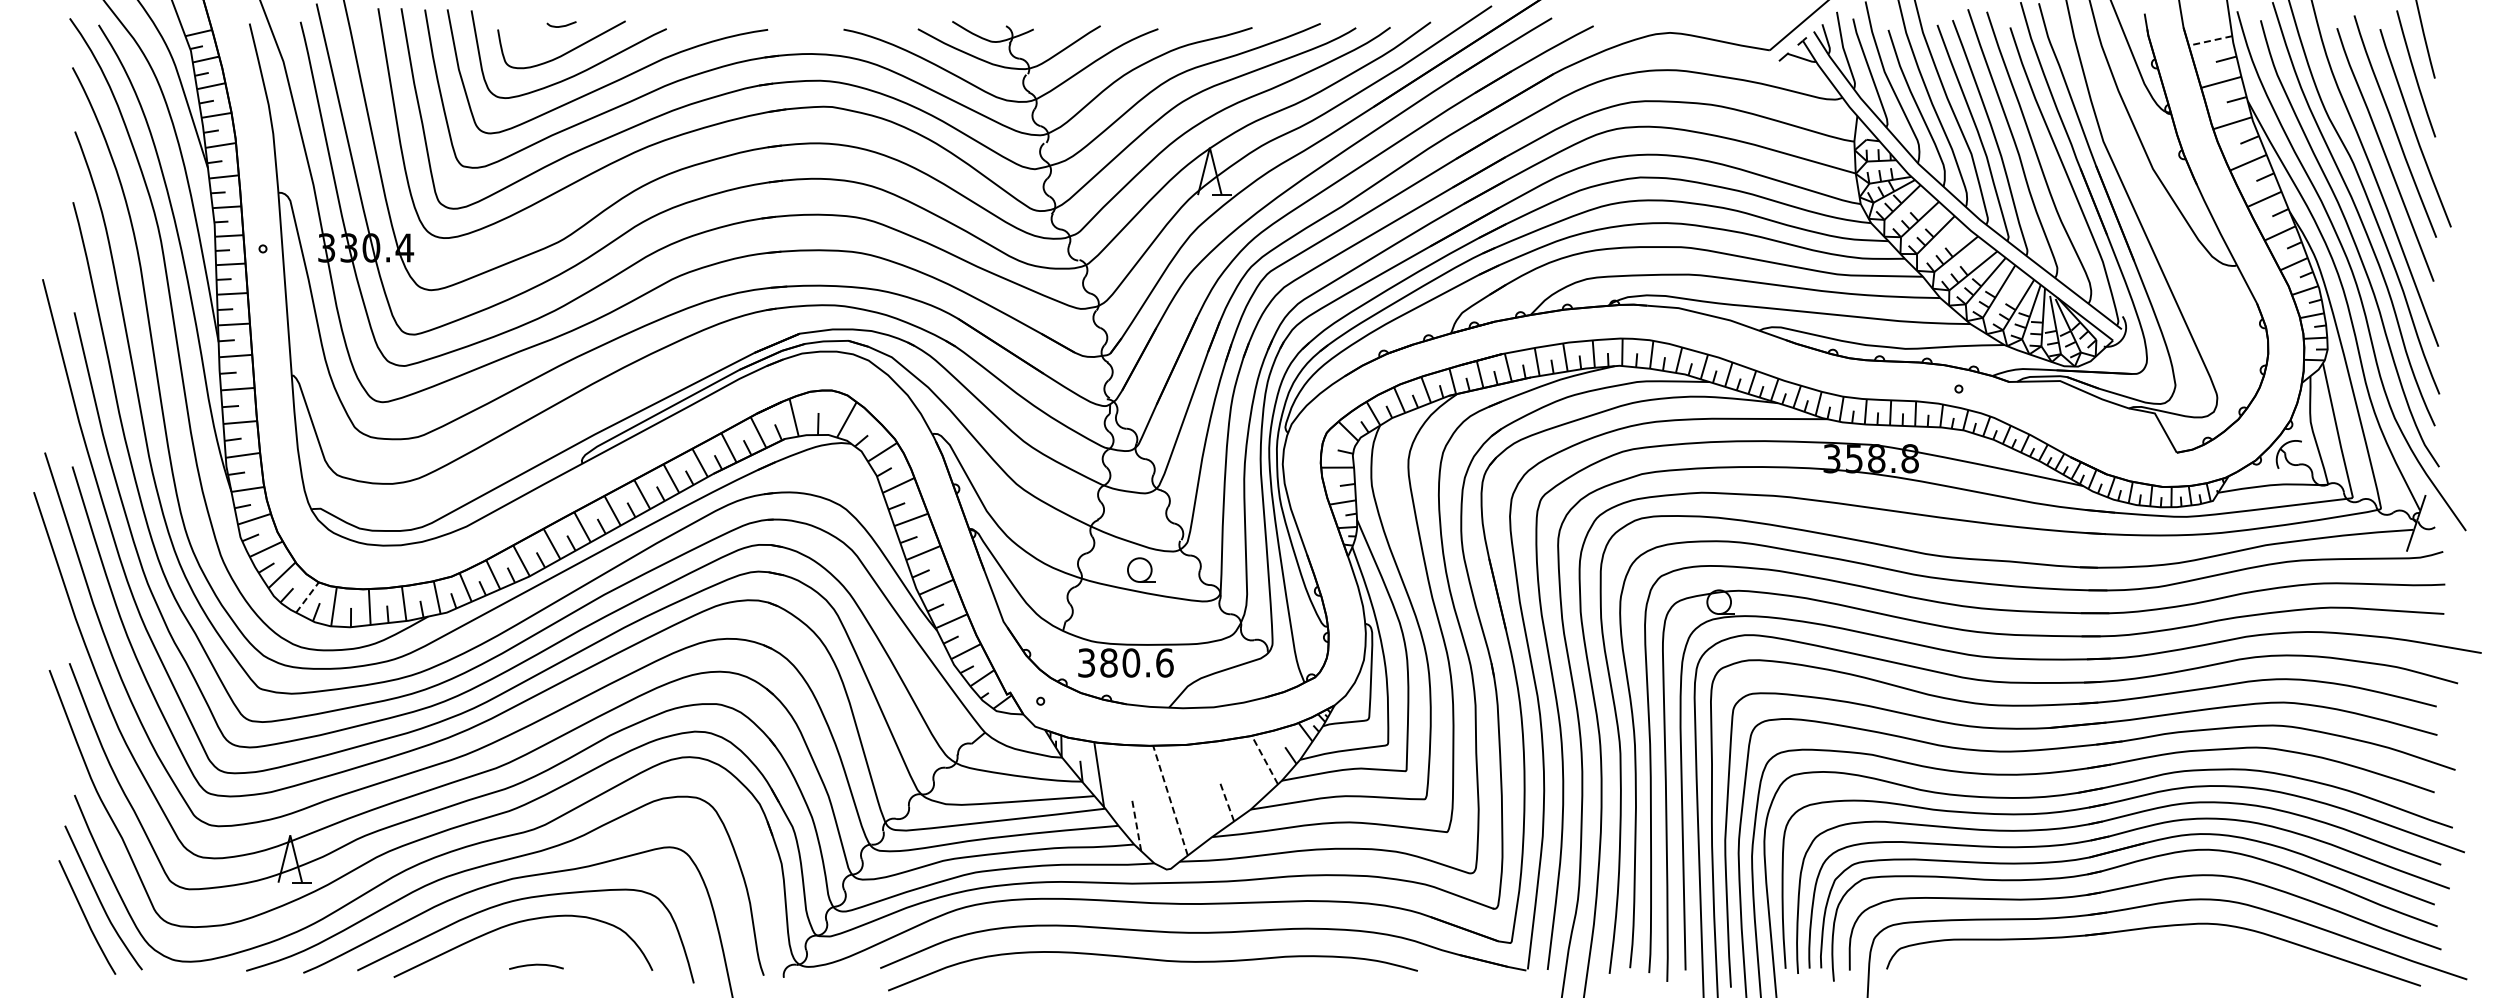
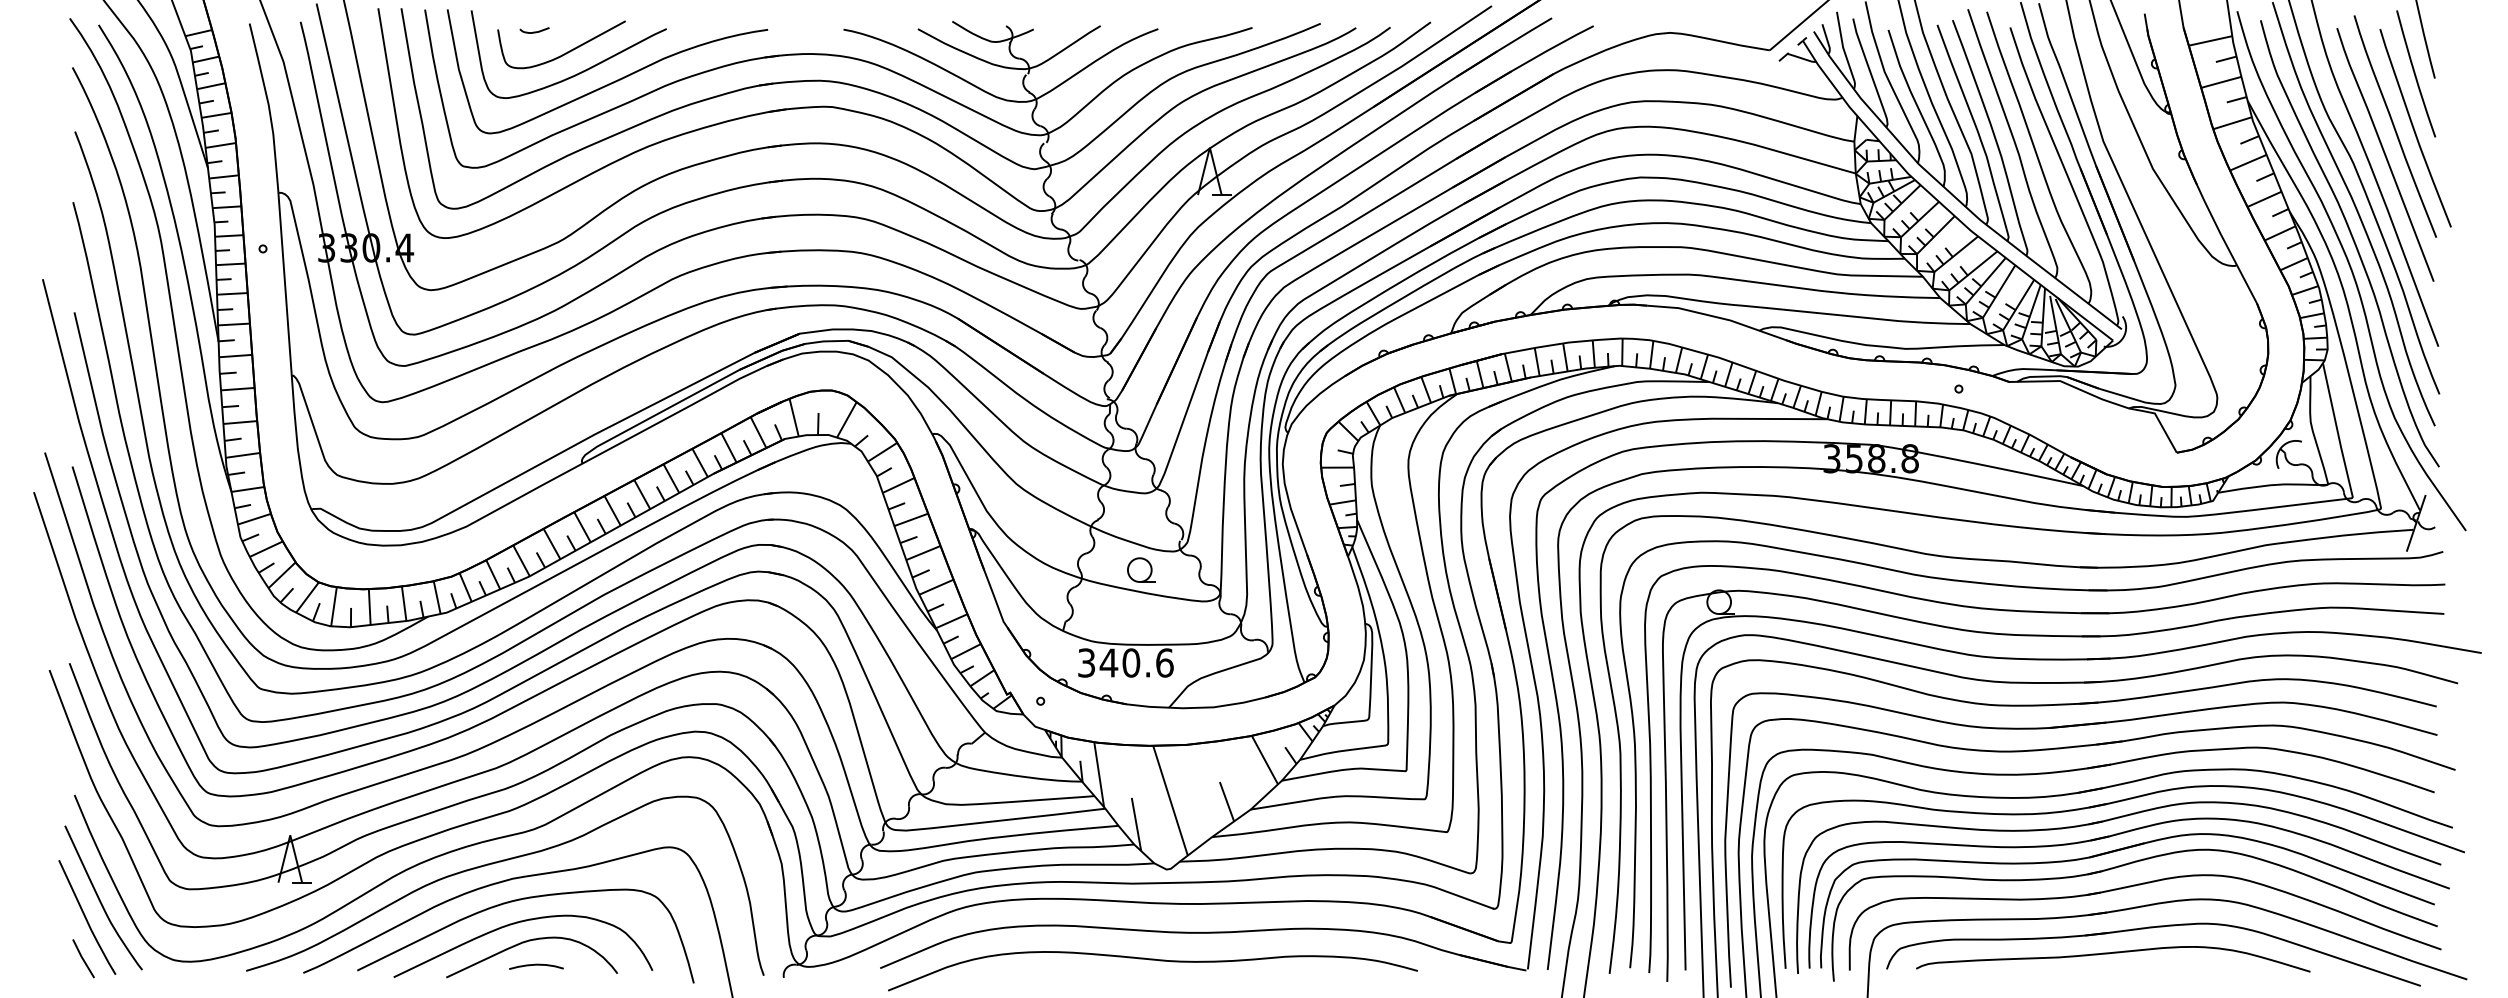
curve position: (561, 25) -> (534, 31) (534, 31)
line: dashed -> solid (2210, 41)
line: dashed -> solid (307, 597)
text: 380.6 -> 340.6 (1108, 662)
line: dashed -> solid (1264, 760)
line: dashed -> solid (1170, 800)
line: dashed -> solid (1226, 801)
line: dashed -> solid (1136, 824)
curve: none -> present (526, 942)
curve: none -> present (2113, 953)
line: none -> present (83, 958)
